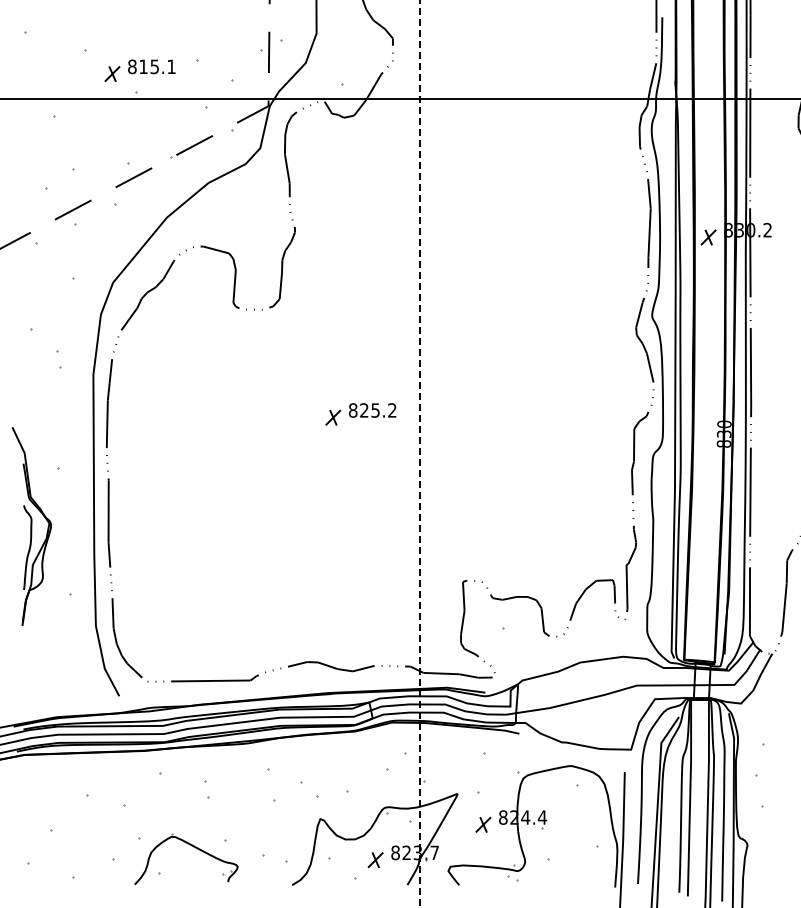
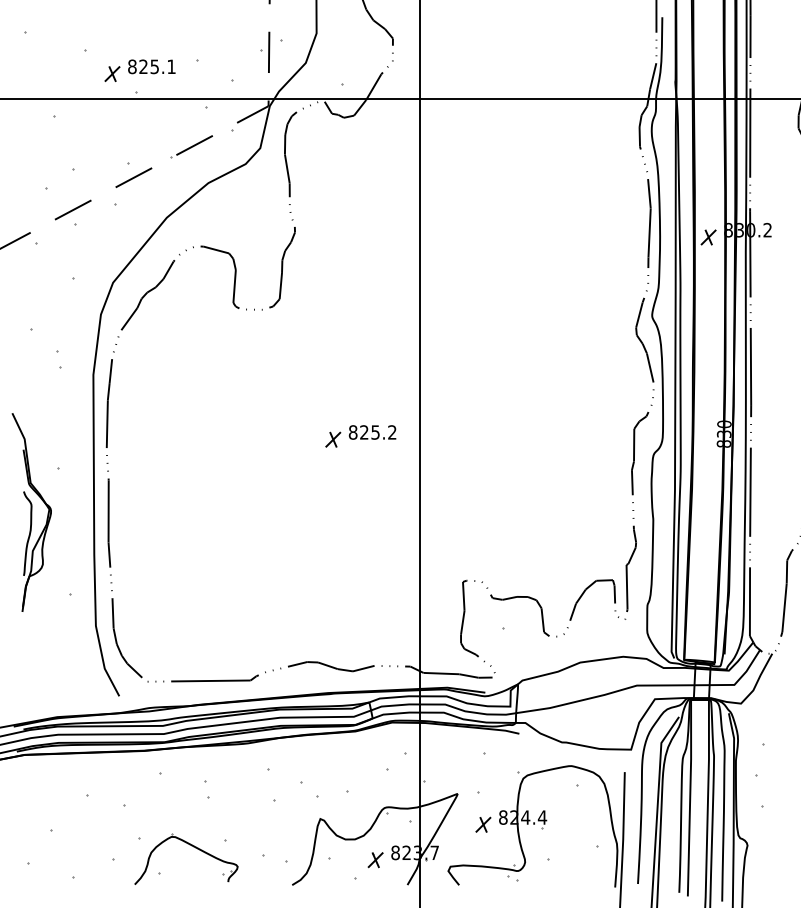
text: 815.1 -> 825.1 (143, 66)
part position: (360, 414) -> (360, 436) (360, 436)
line: dashed -> solid (419, 453)
part position: (31, 526) -> (31, 512) (31, 512)
